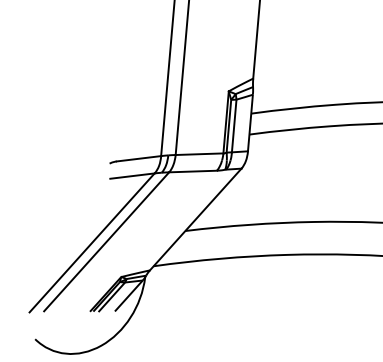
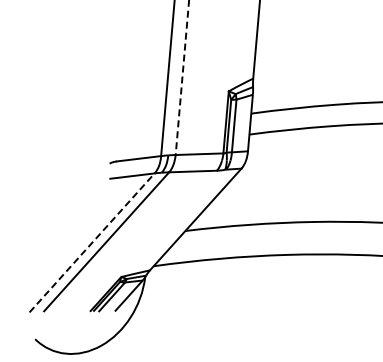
line: solid -> dashed (182, 78)
line: solid -> dashed (92, 242)
